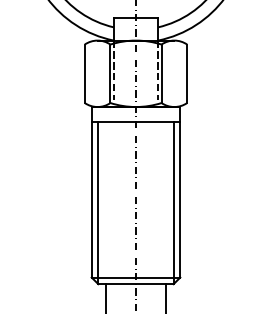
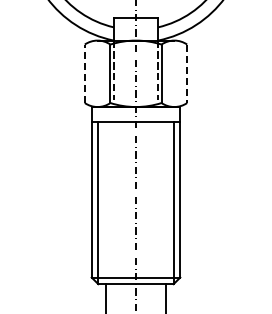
line: solid -> dashed (84, 73)
line: solid -> dashed (187, 74)
